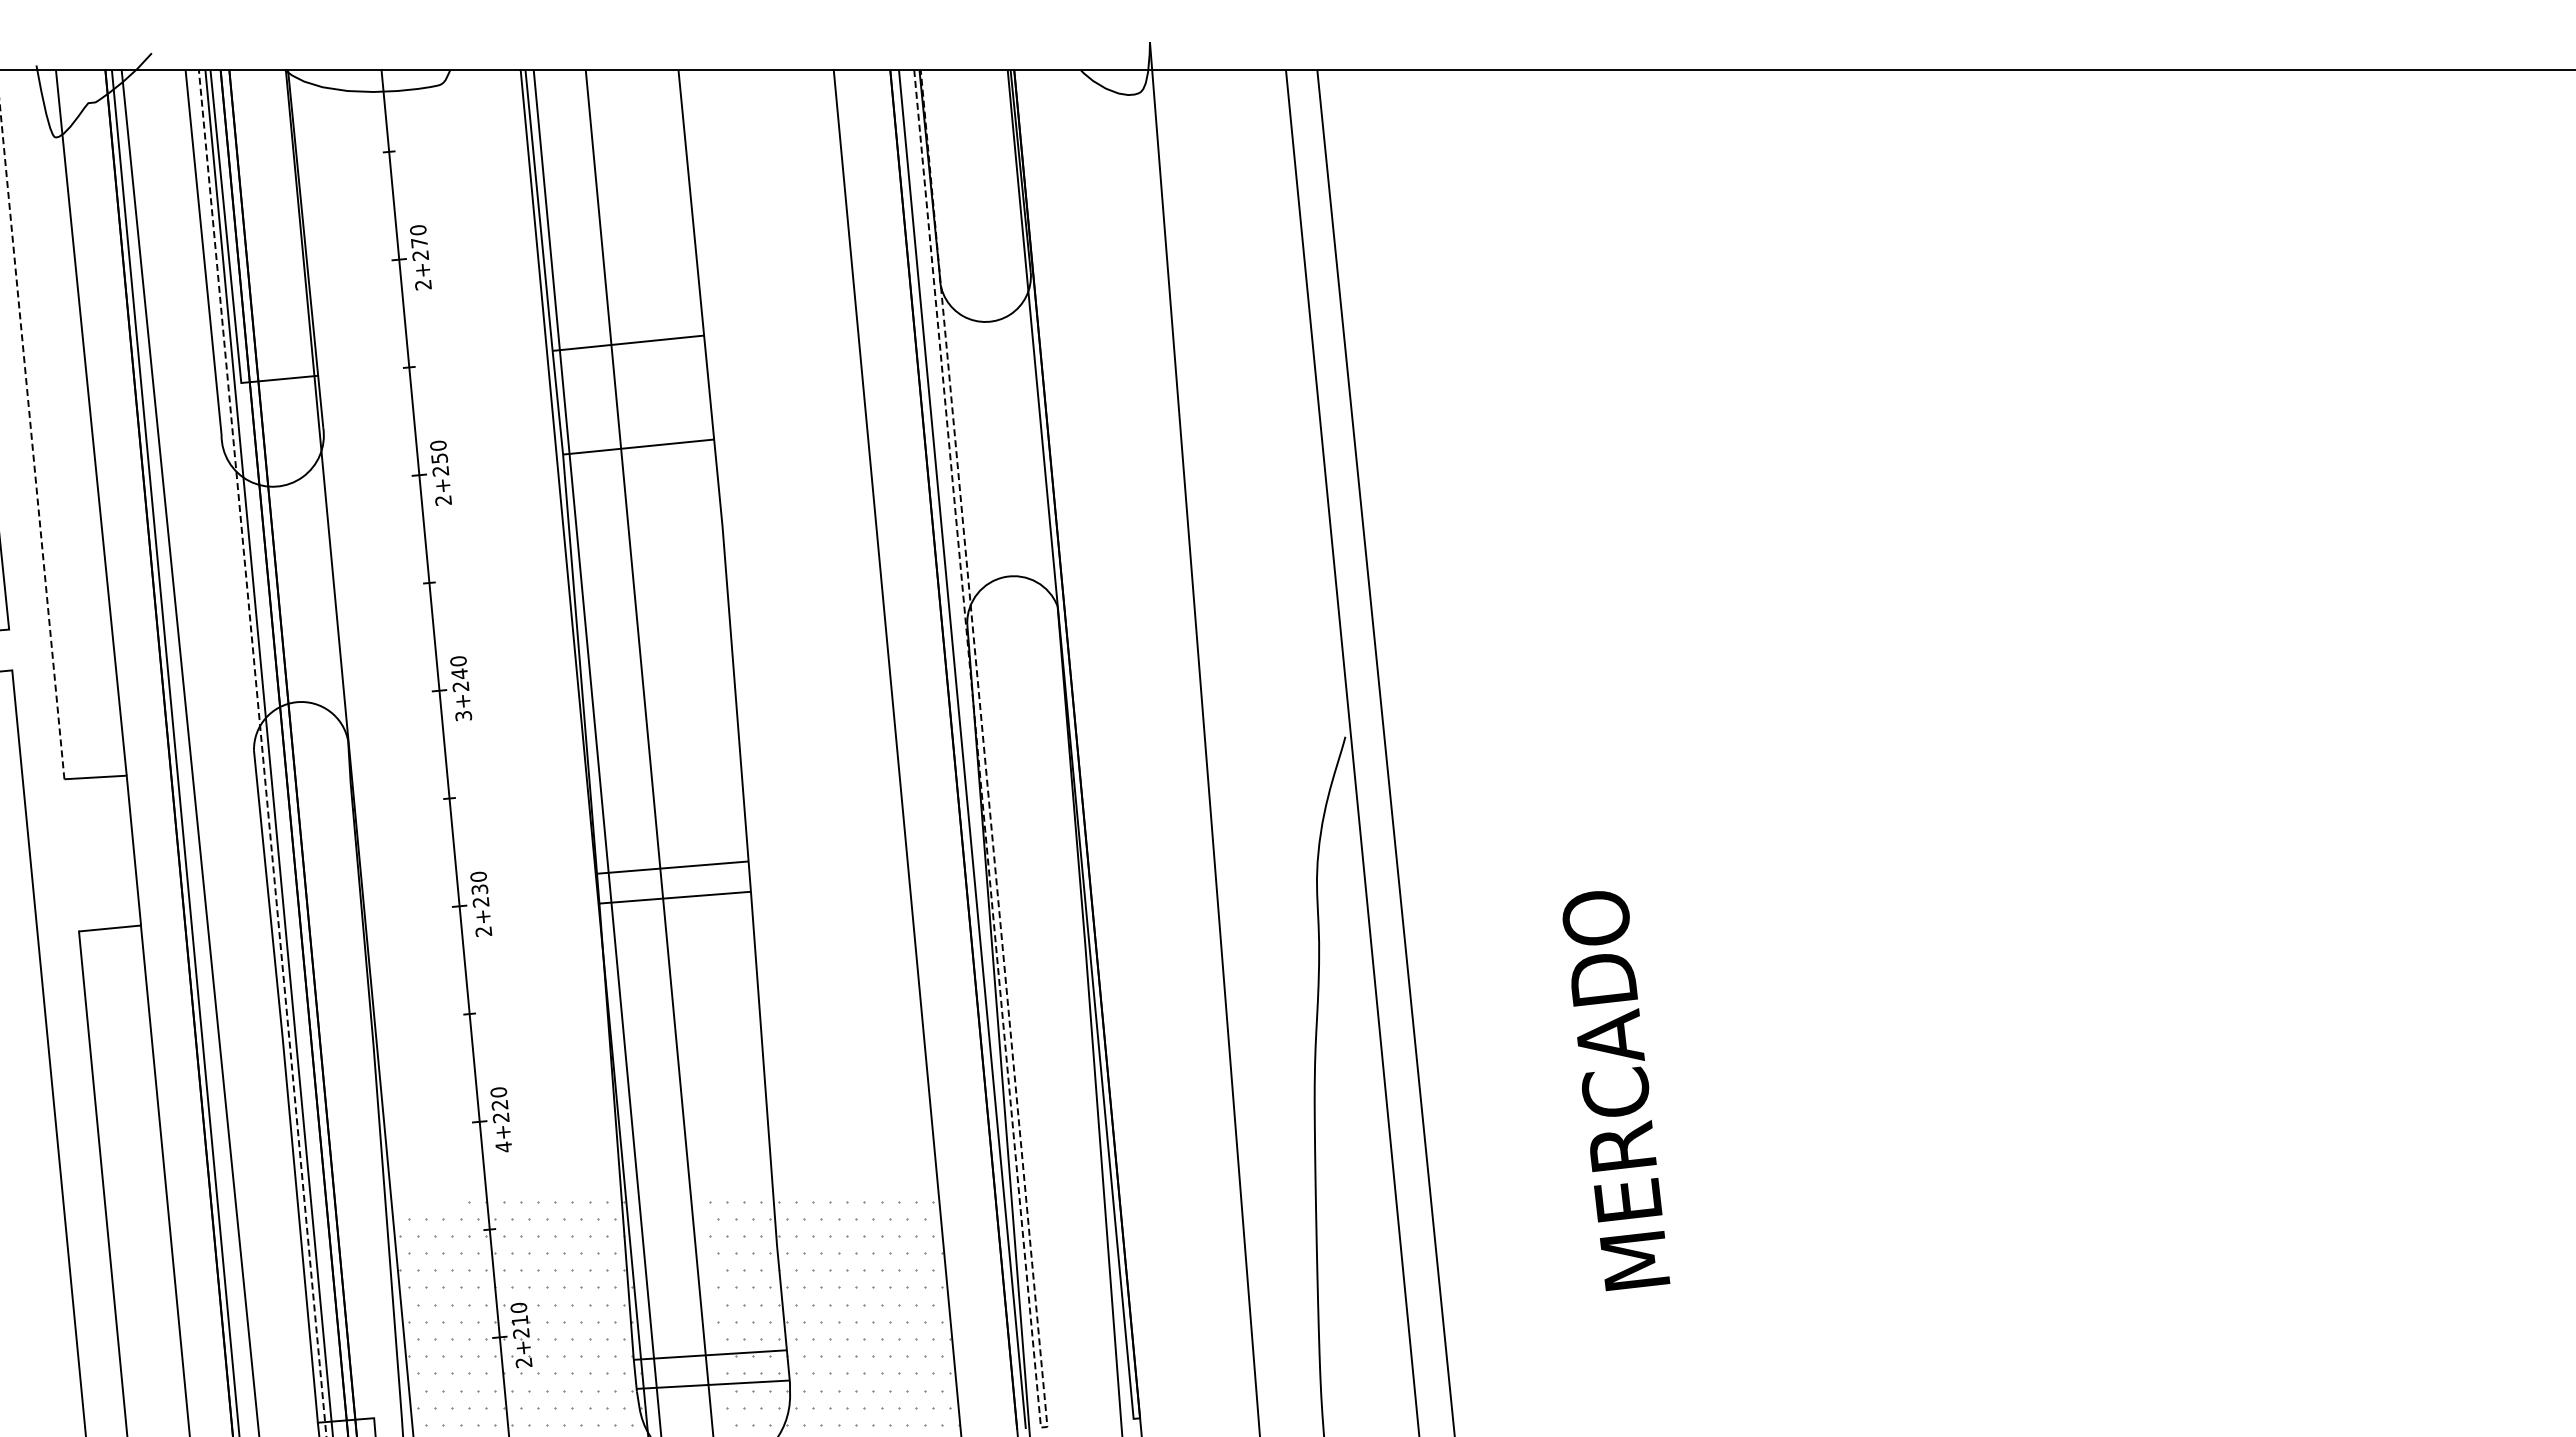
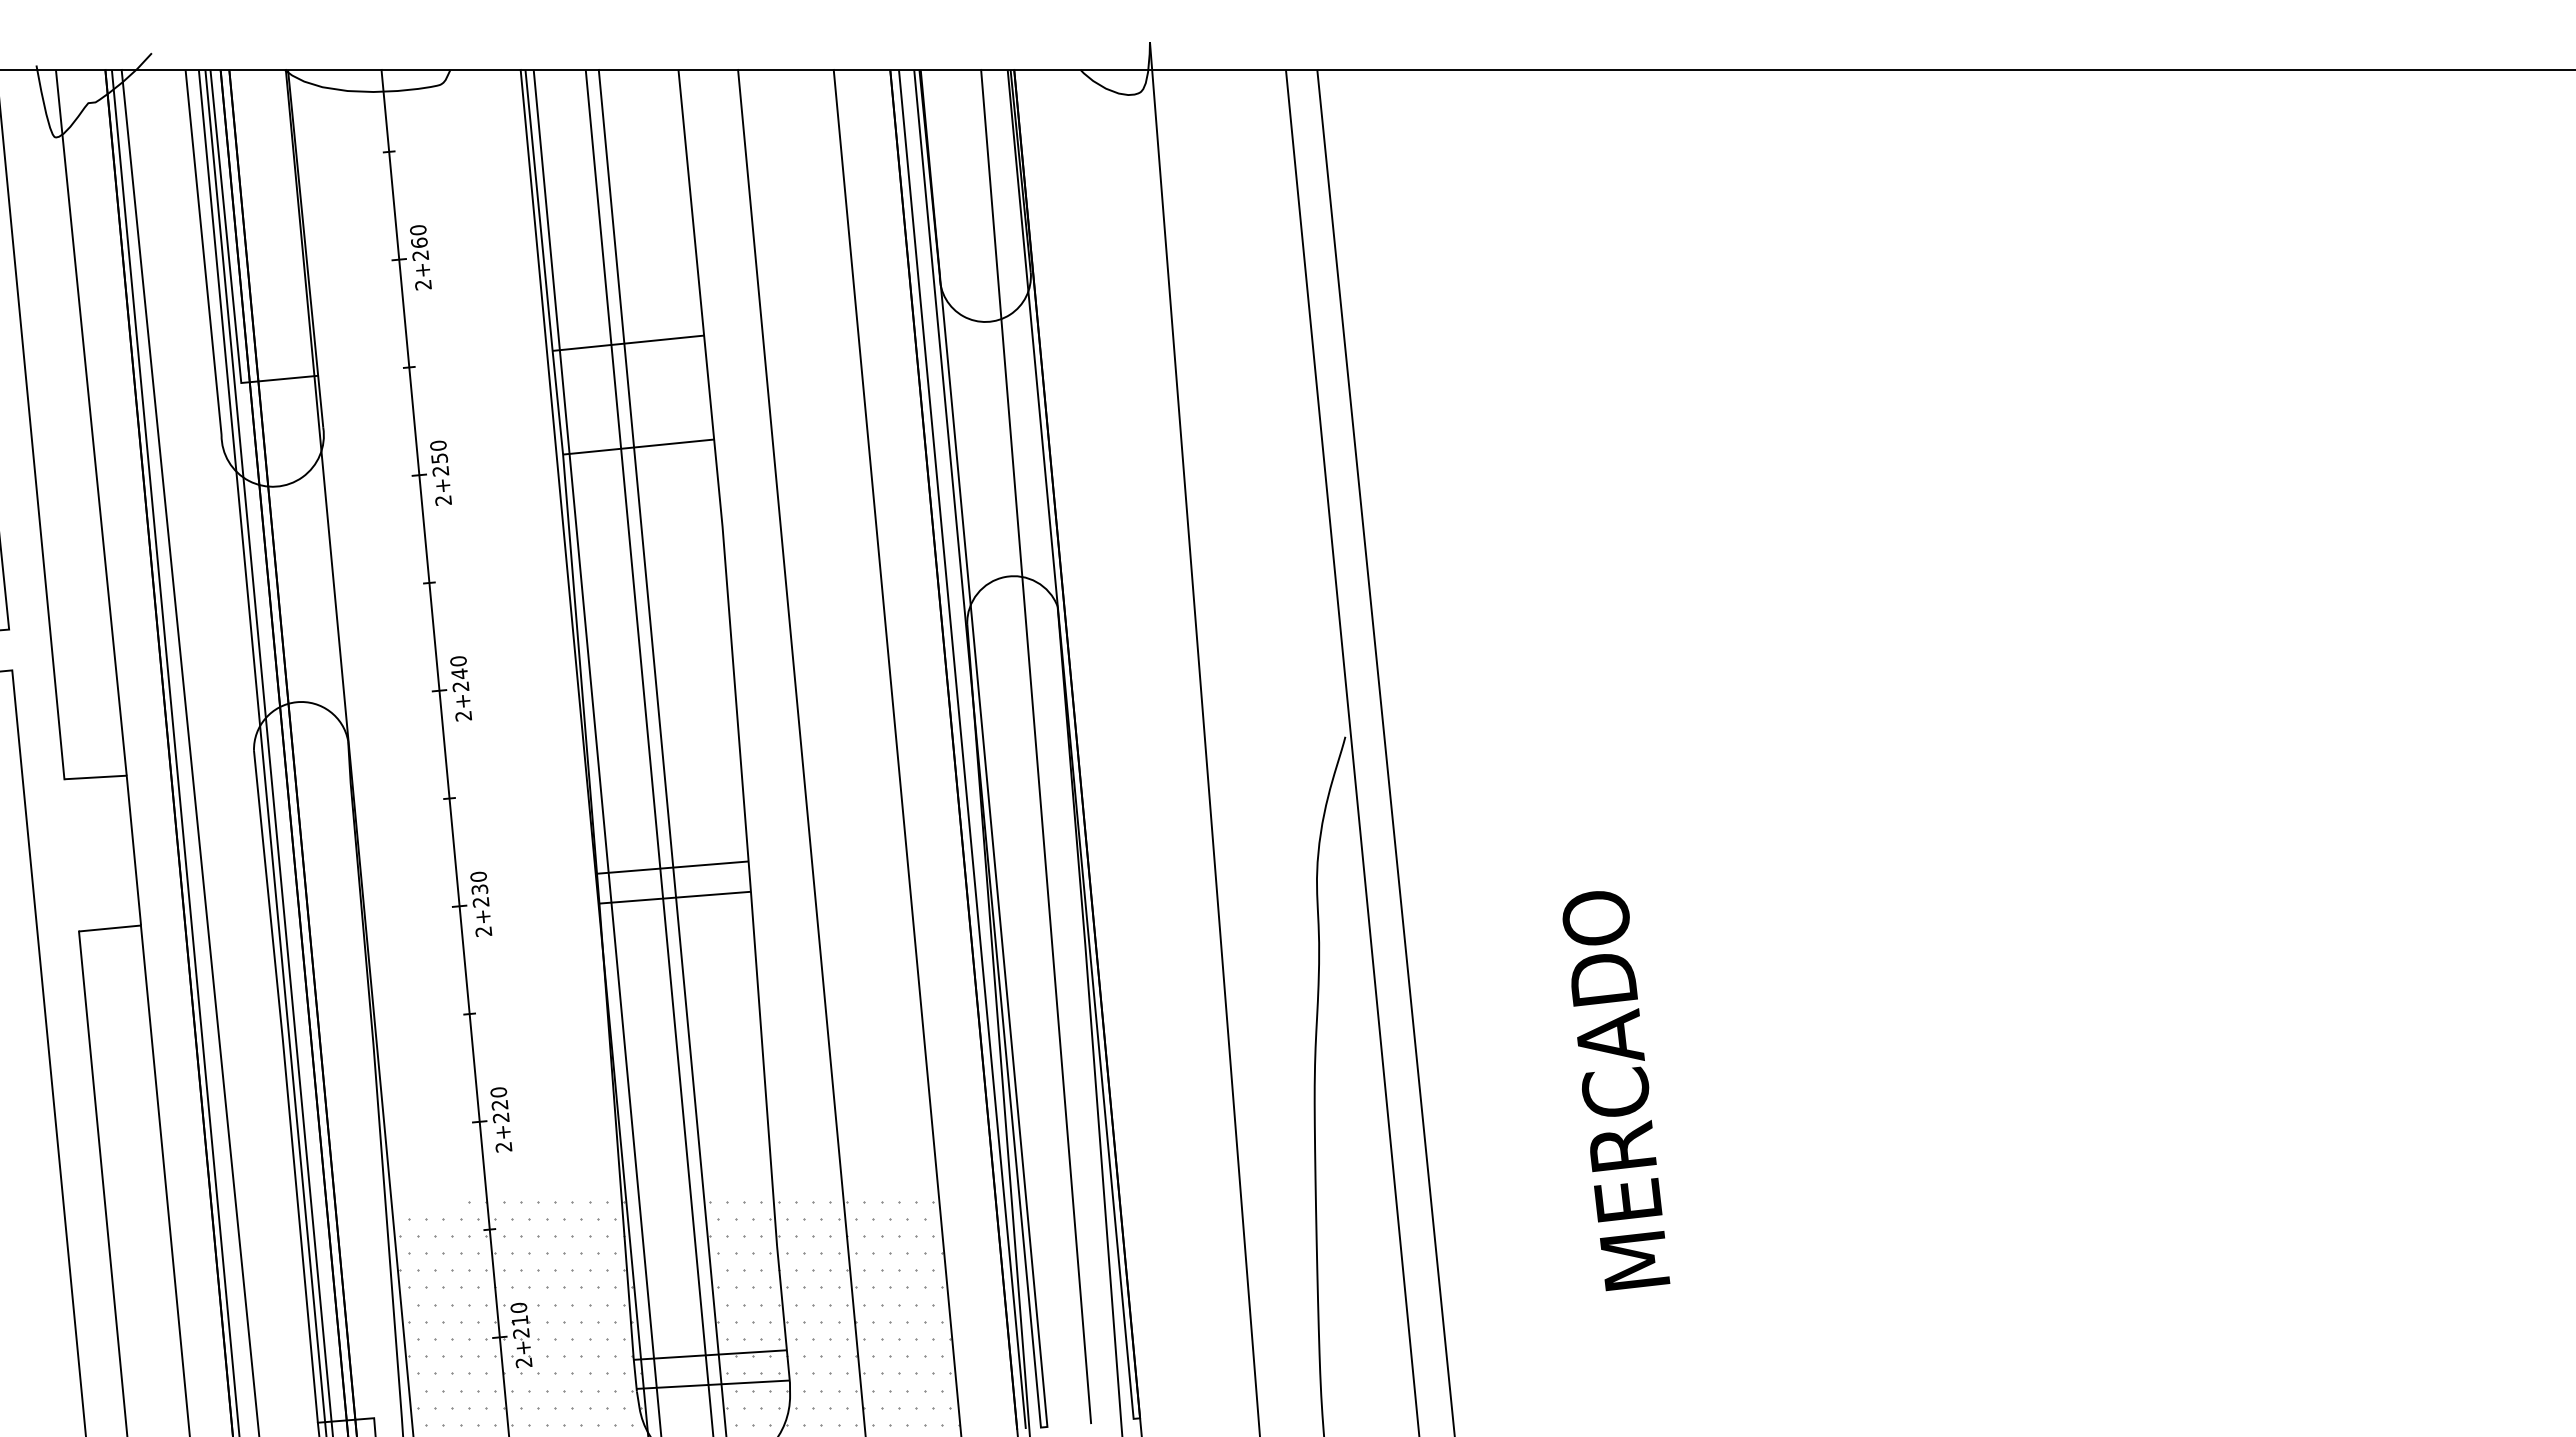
text: 2+270 -> 2+260 (419, 242)
line: dashed -> solid (32, 443)
text: 3+240 -> 2+240 (463, 716)
line: none -> present (1036, 746)
line: none -> present (662, 751)
line: none -> present (801, 751)
line: dashed -> solid (262, 752)
text: 4+220 -> 2+220 (503, 1146)
line: dashed -> solid (1043, 1427)
